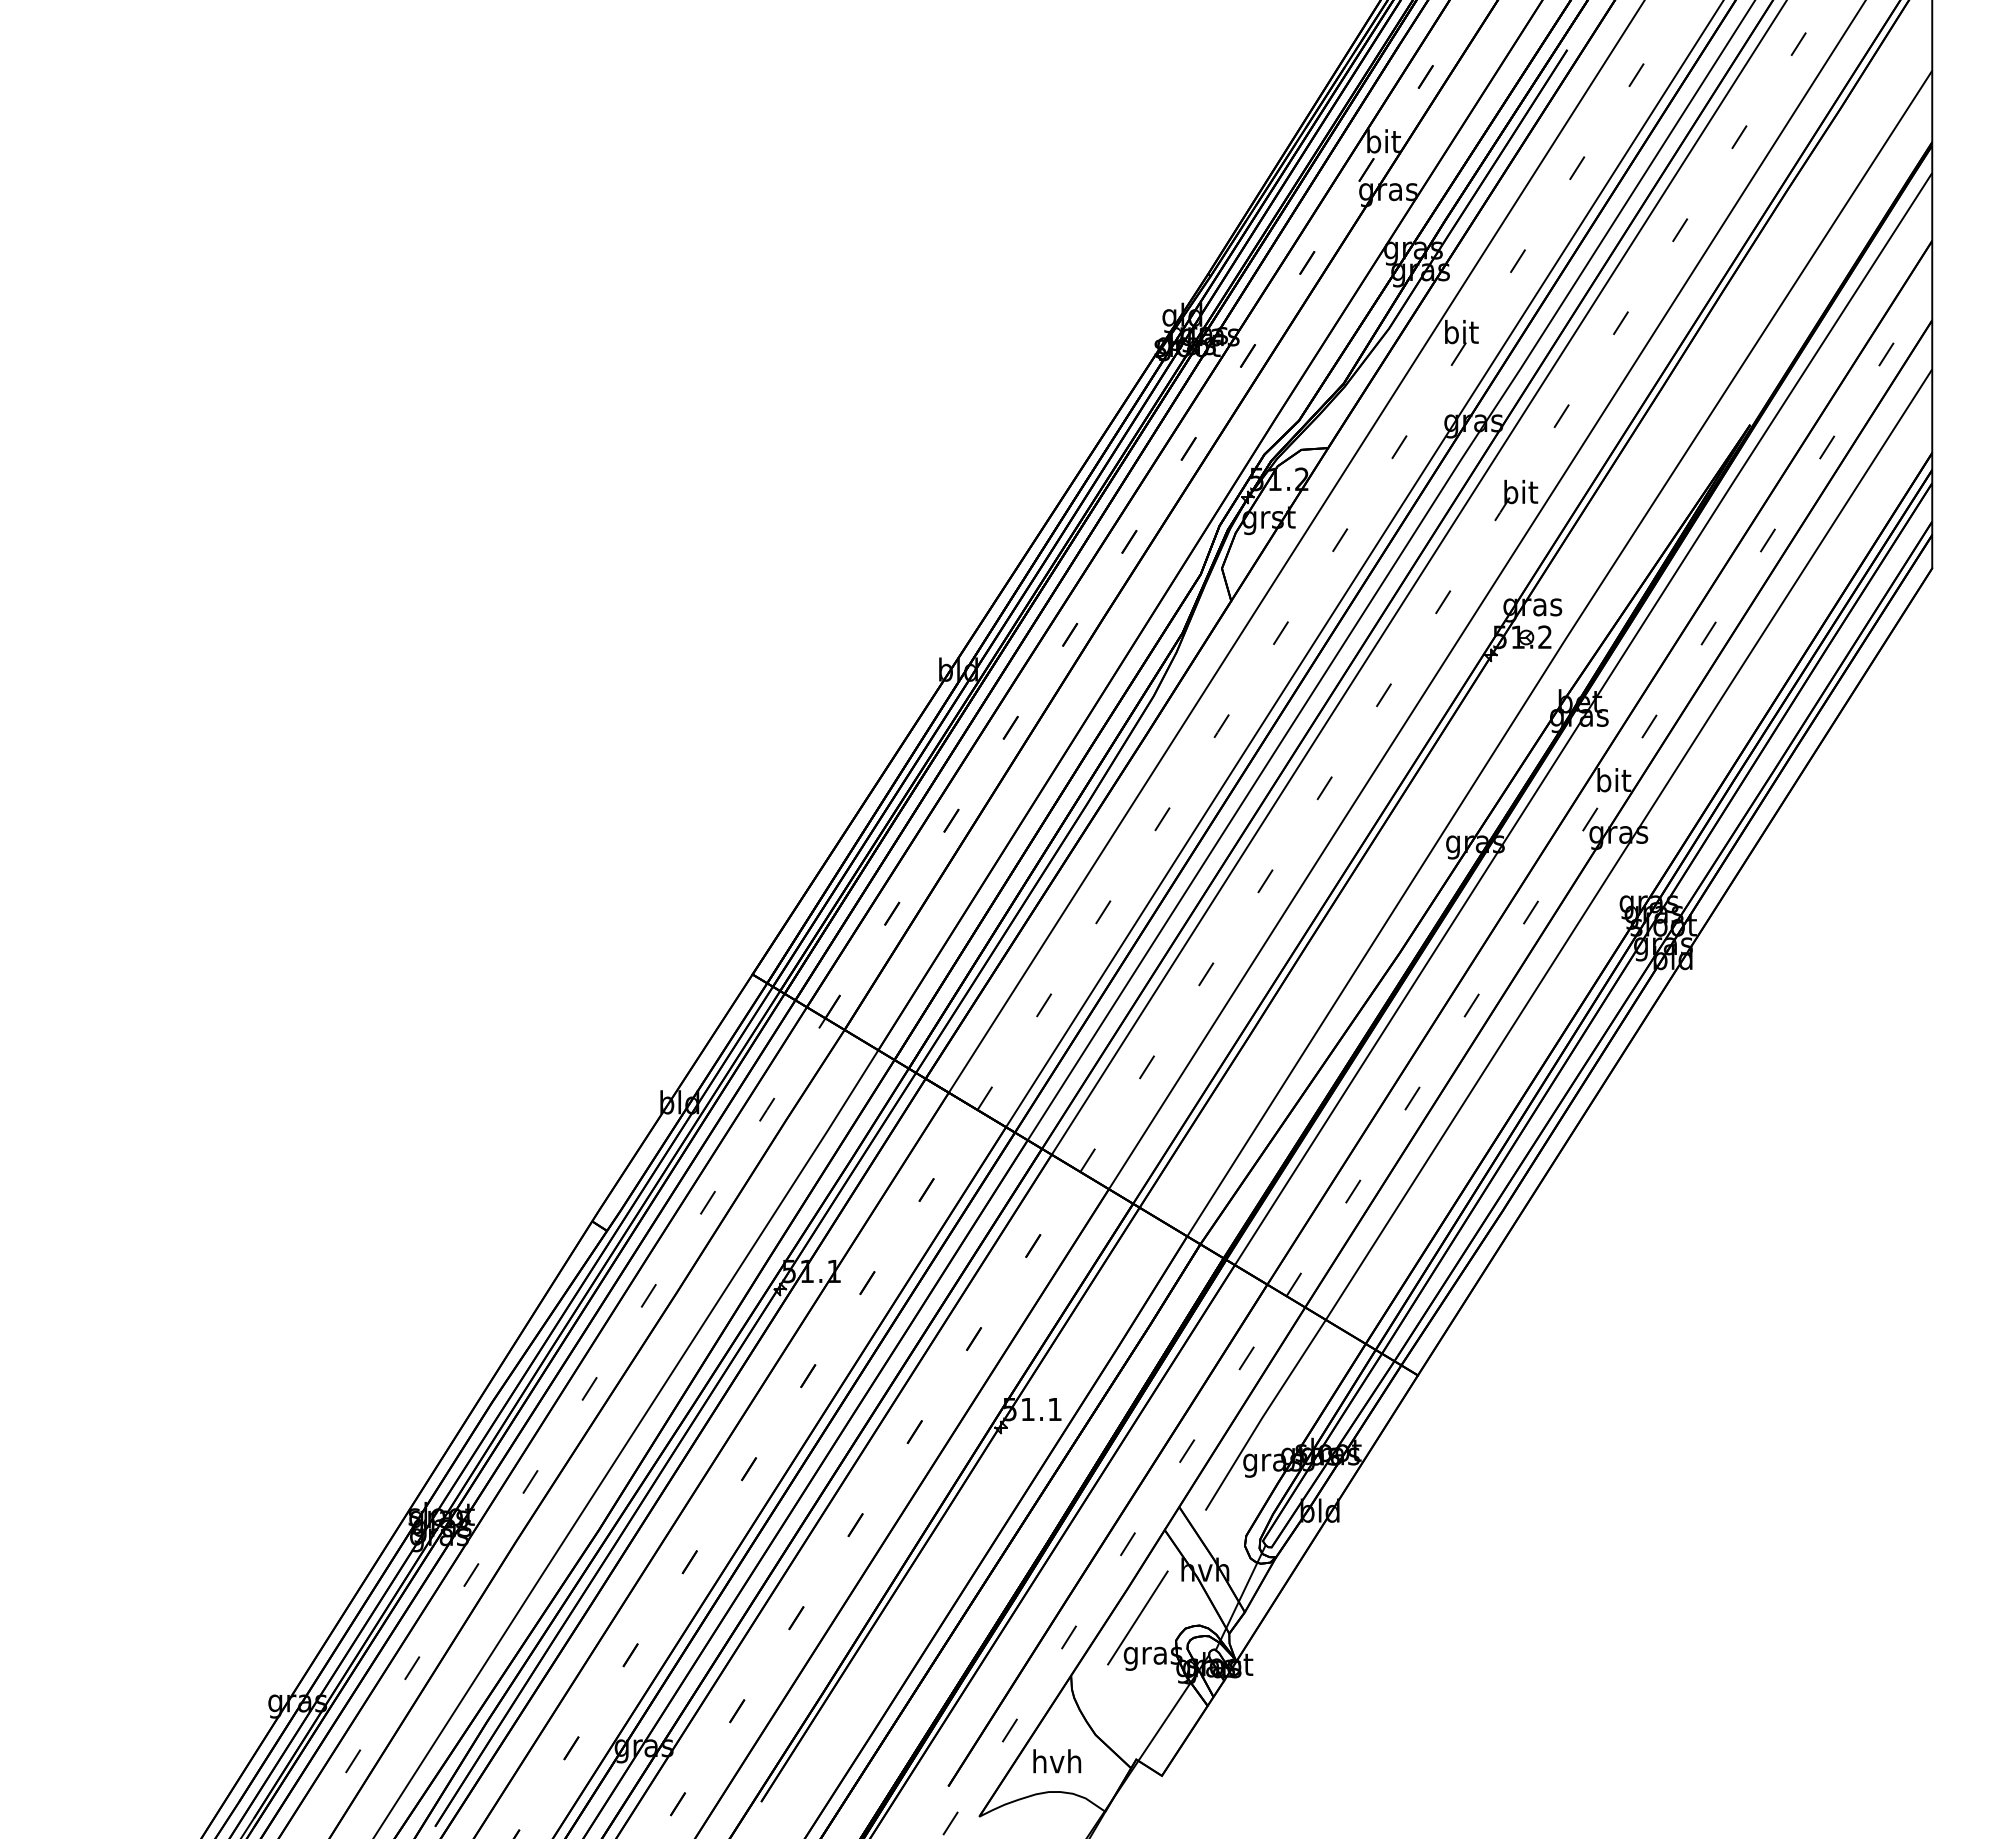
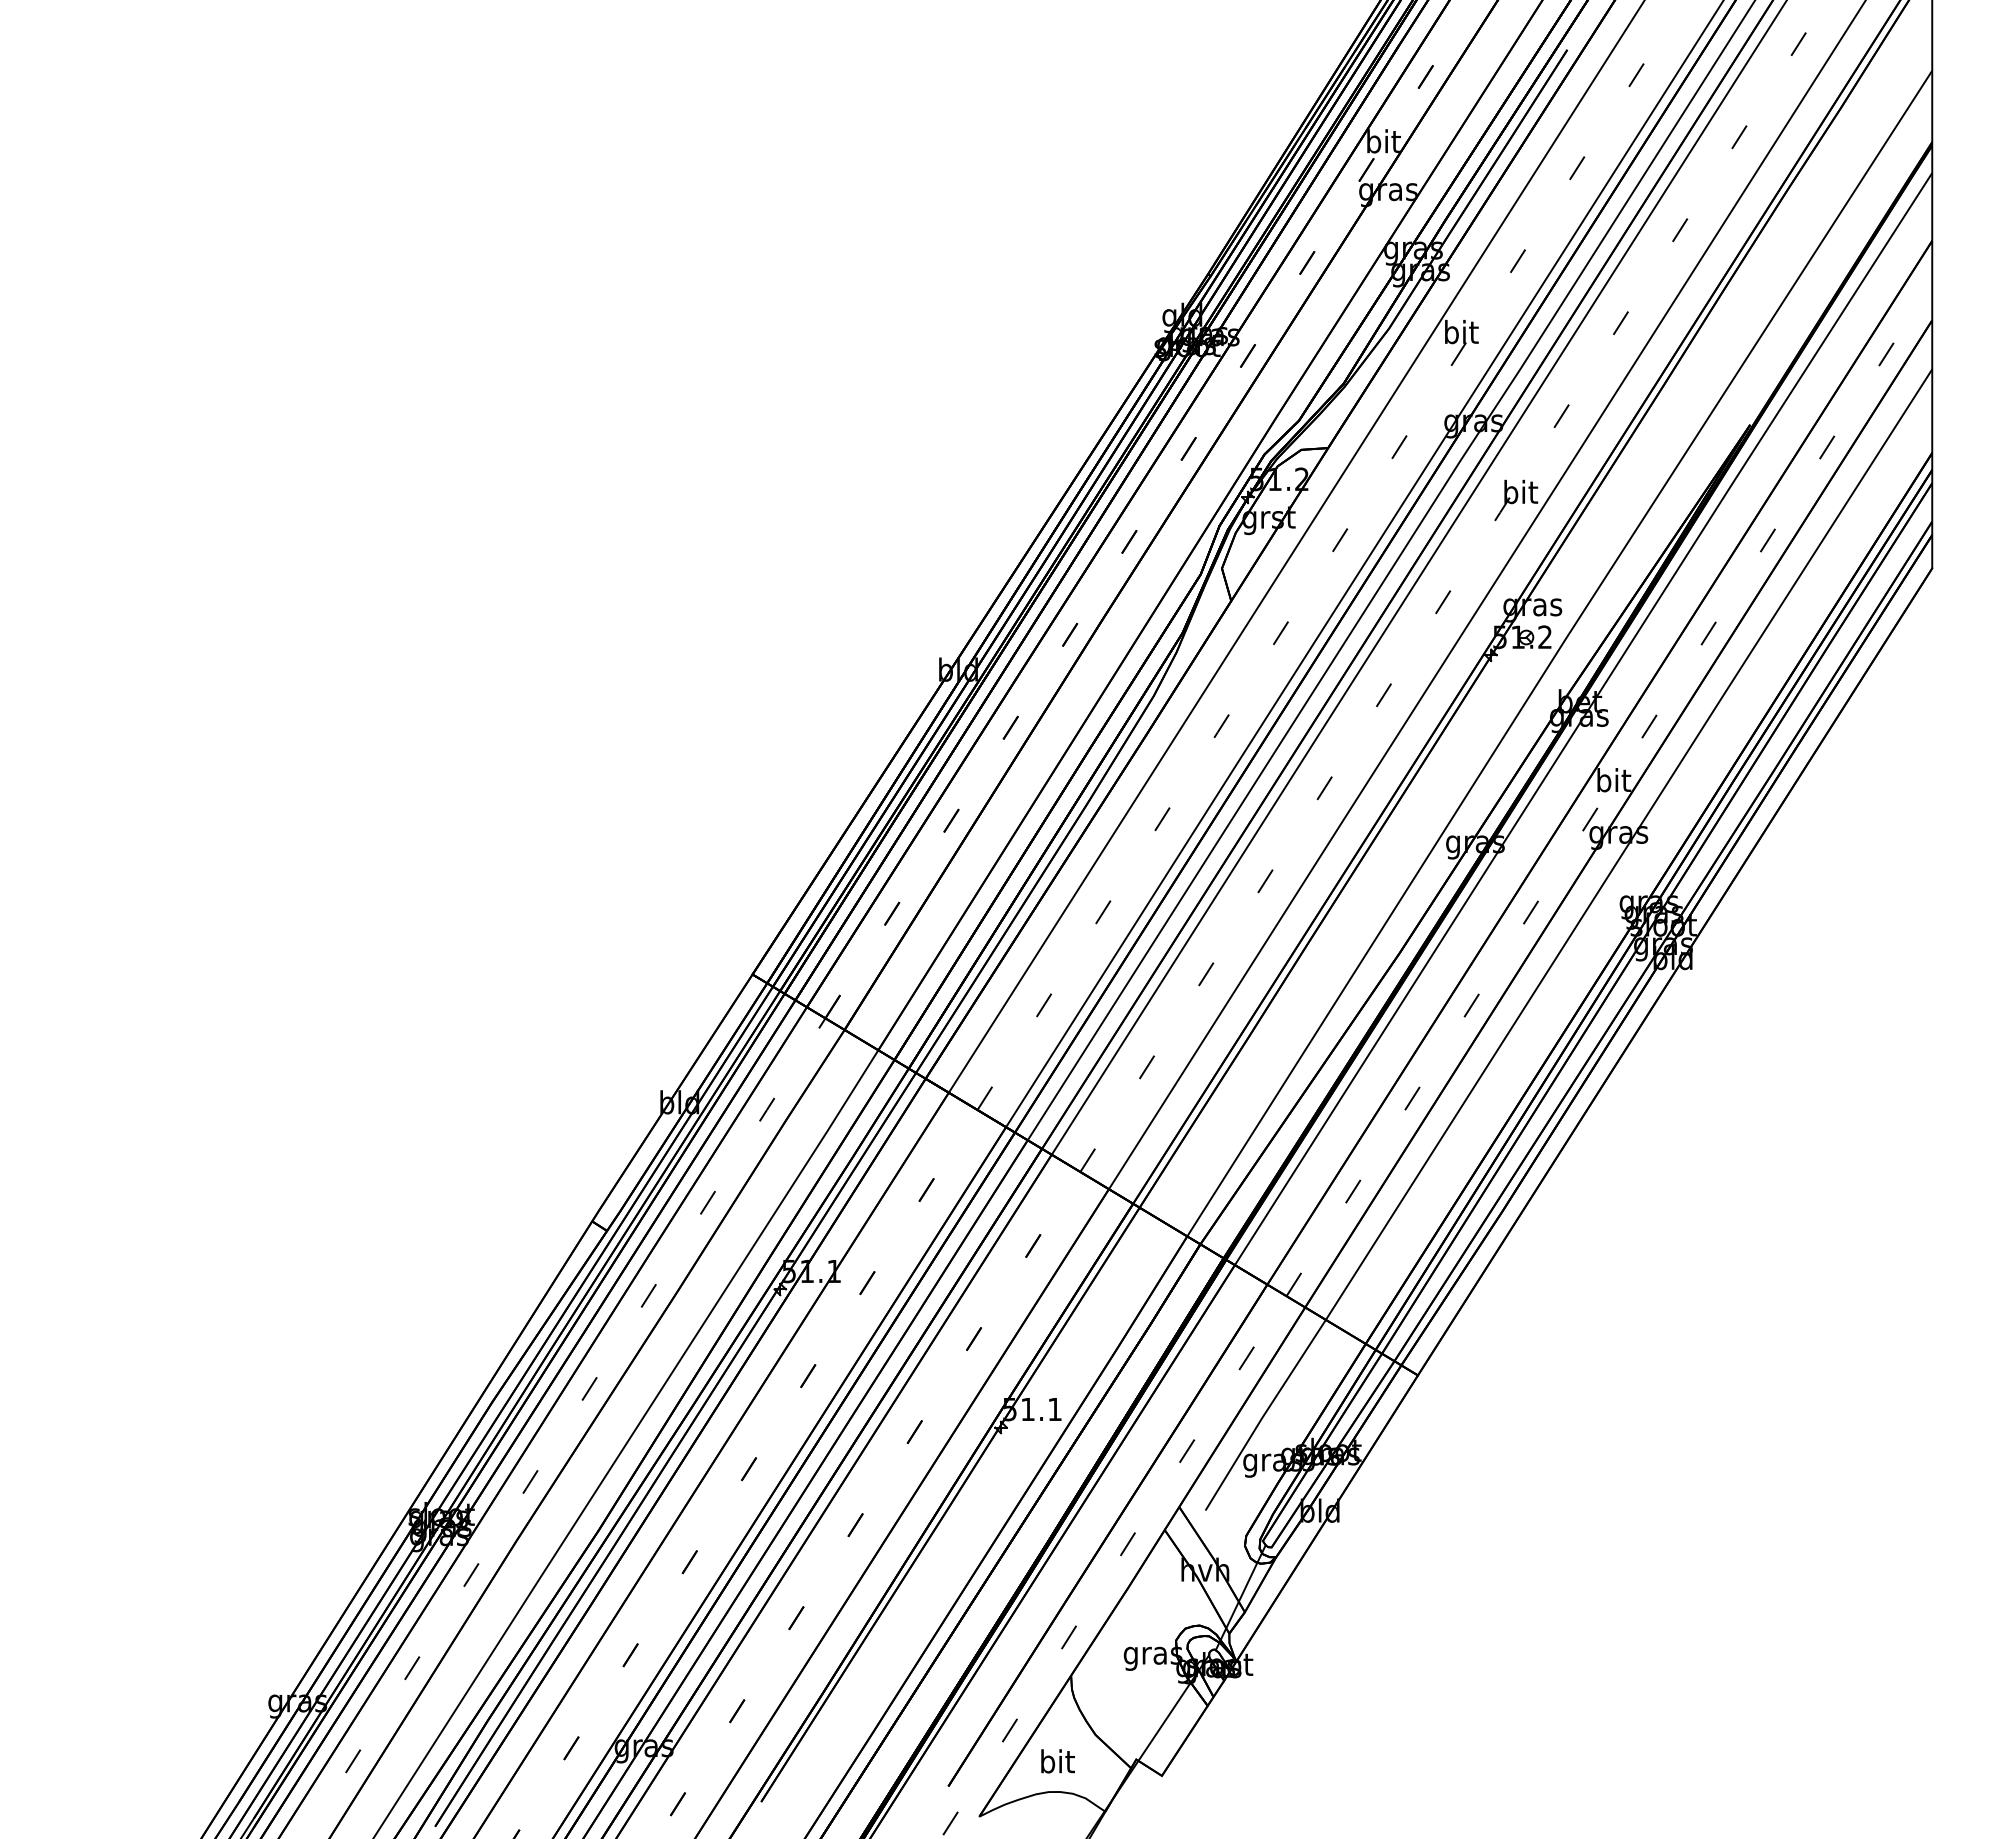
line: present -> none (1137, 1617)
text: hvh -> bit (1057, 1761)
